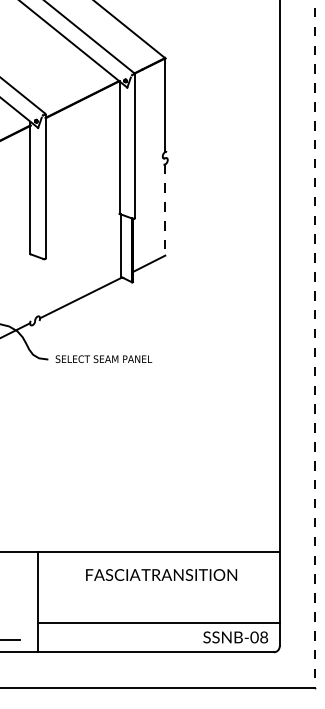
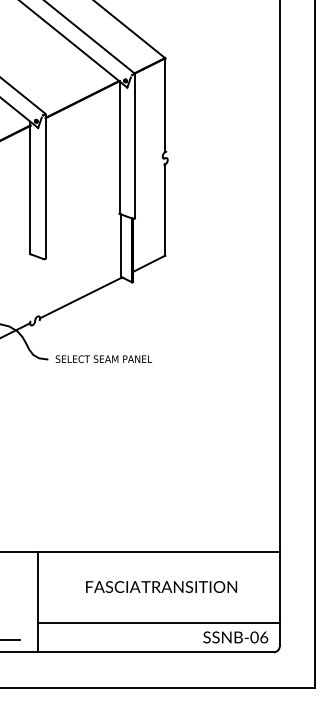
line: dashed -> solid (165, 210)
line: dashed -> solid (315, 344)
text position: (161, 574) -> (161, 586) (161, 586)
text: SSNB-08 -> SSNB-06 (264, 636)
